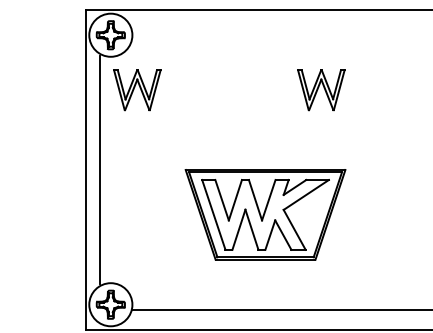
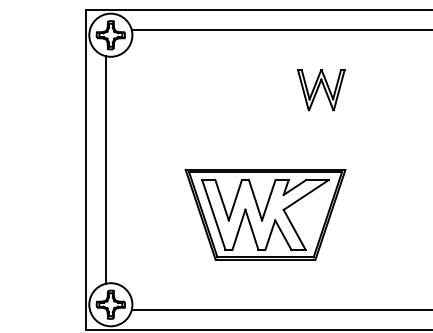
line: none -> present (280, 30)
part: present -> none (137, 90)
line position: (99, 169) -> (105, 169) (105, 169)
